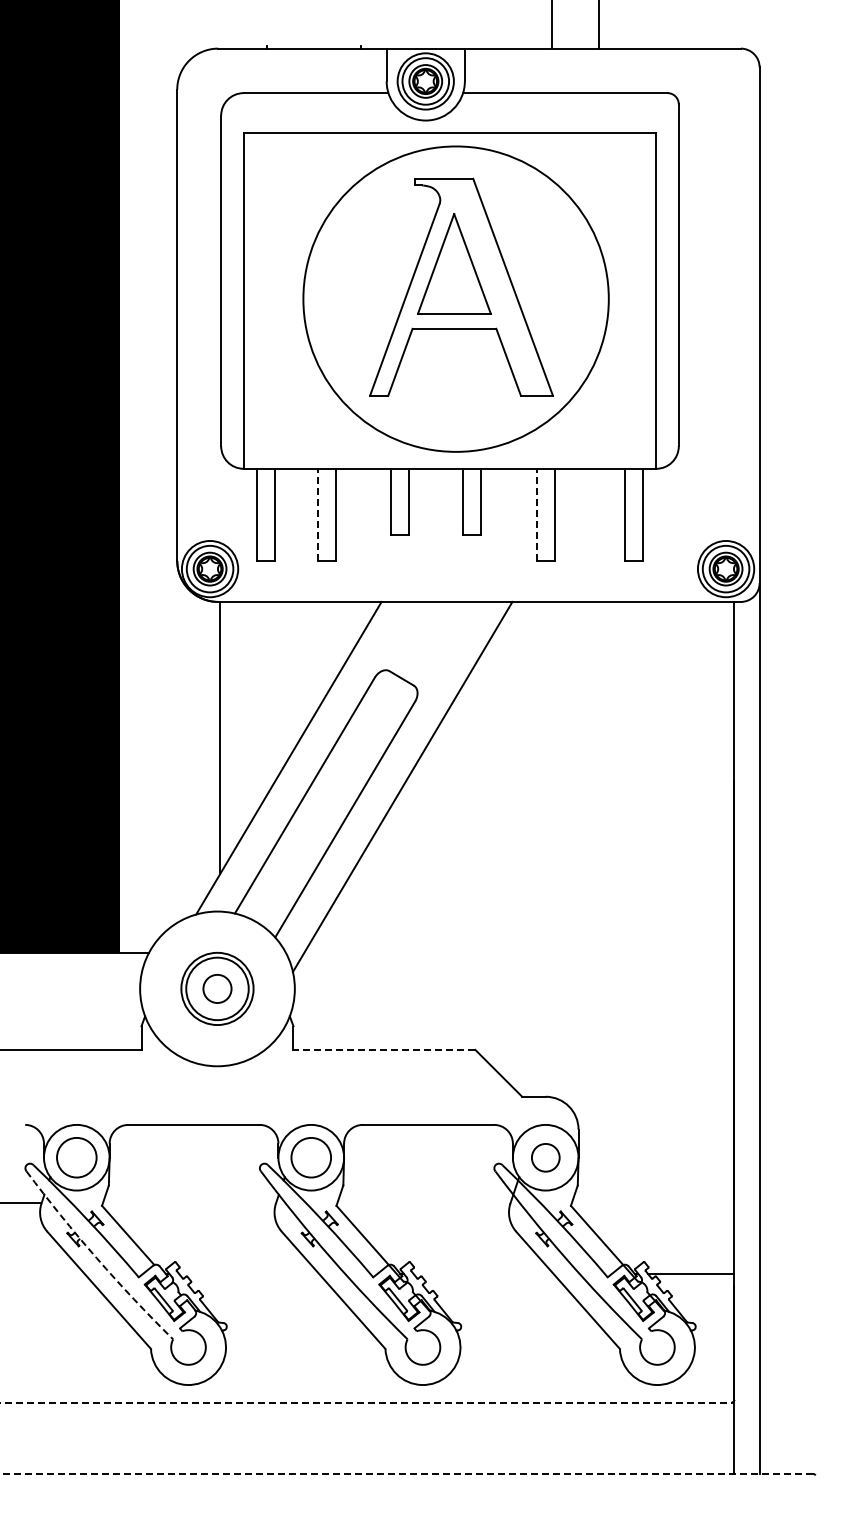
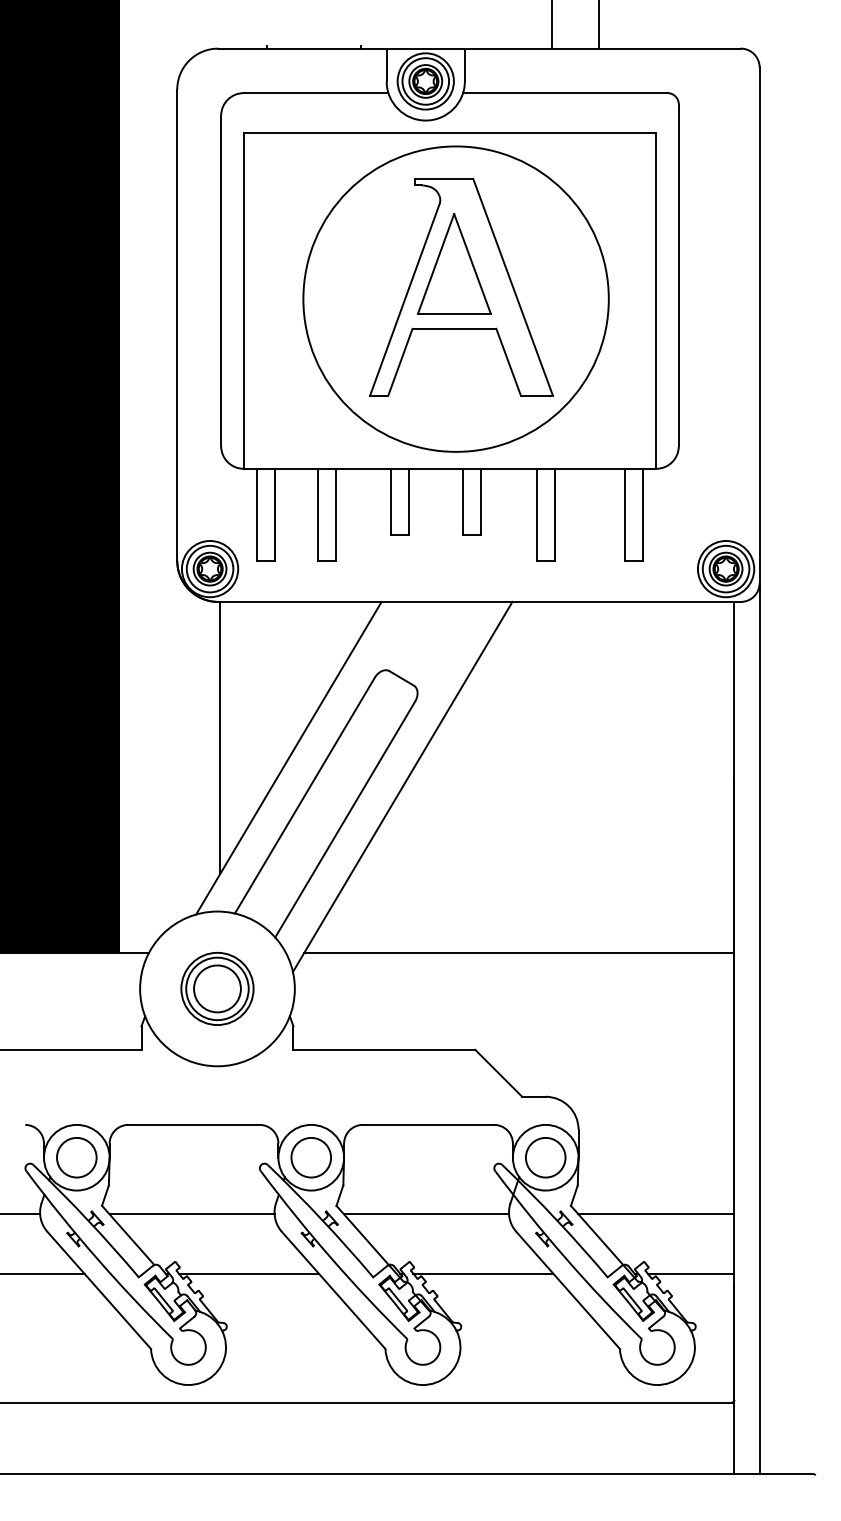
line: dashed -> solid (317, 514)
line: dashed -> solid (536, 514)
line: none -> present (519, 952)
circle diameter: 28 px -> 47 px (217, 988)
line: dashed -> solid (384, 1049)
circle size: 30x30 px -> 42x42 px (545, 1157)
line position: (21, 1203) -> (21, 1214) (21, 1214)
line: none -> present (191, 1214)
line: none -> present (426, 1214)
line: none -> present (656, 1214)
arc: dashed -> solid (96, 1258)
line: none -> present (43, 1273)
line: none -> present (248, 1273)
line: none -> present (483, 1273)
line: dashed -> solid (366, 1402)
line: dashed -> solid (406, 1473)
